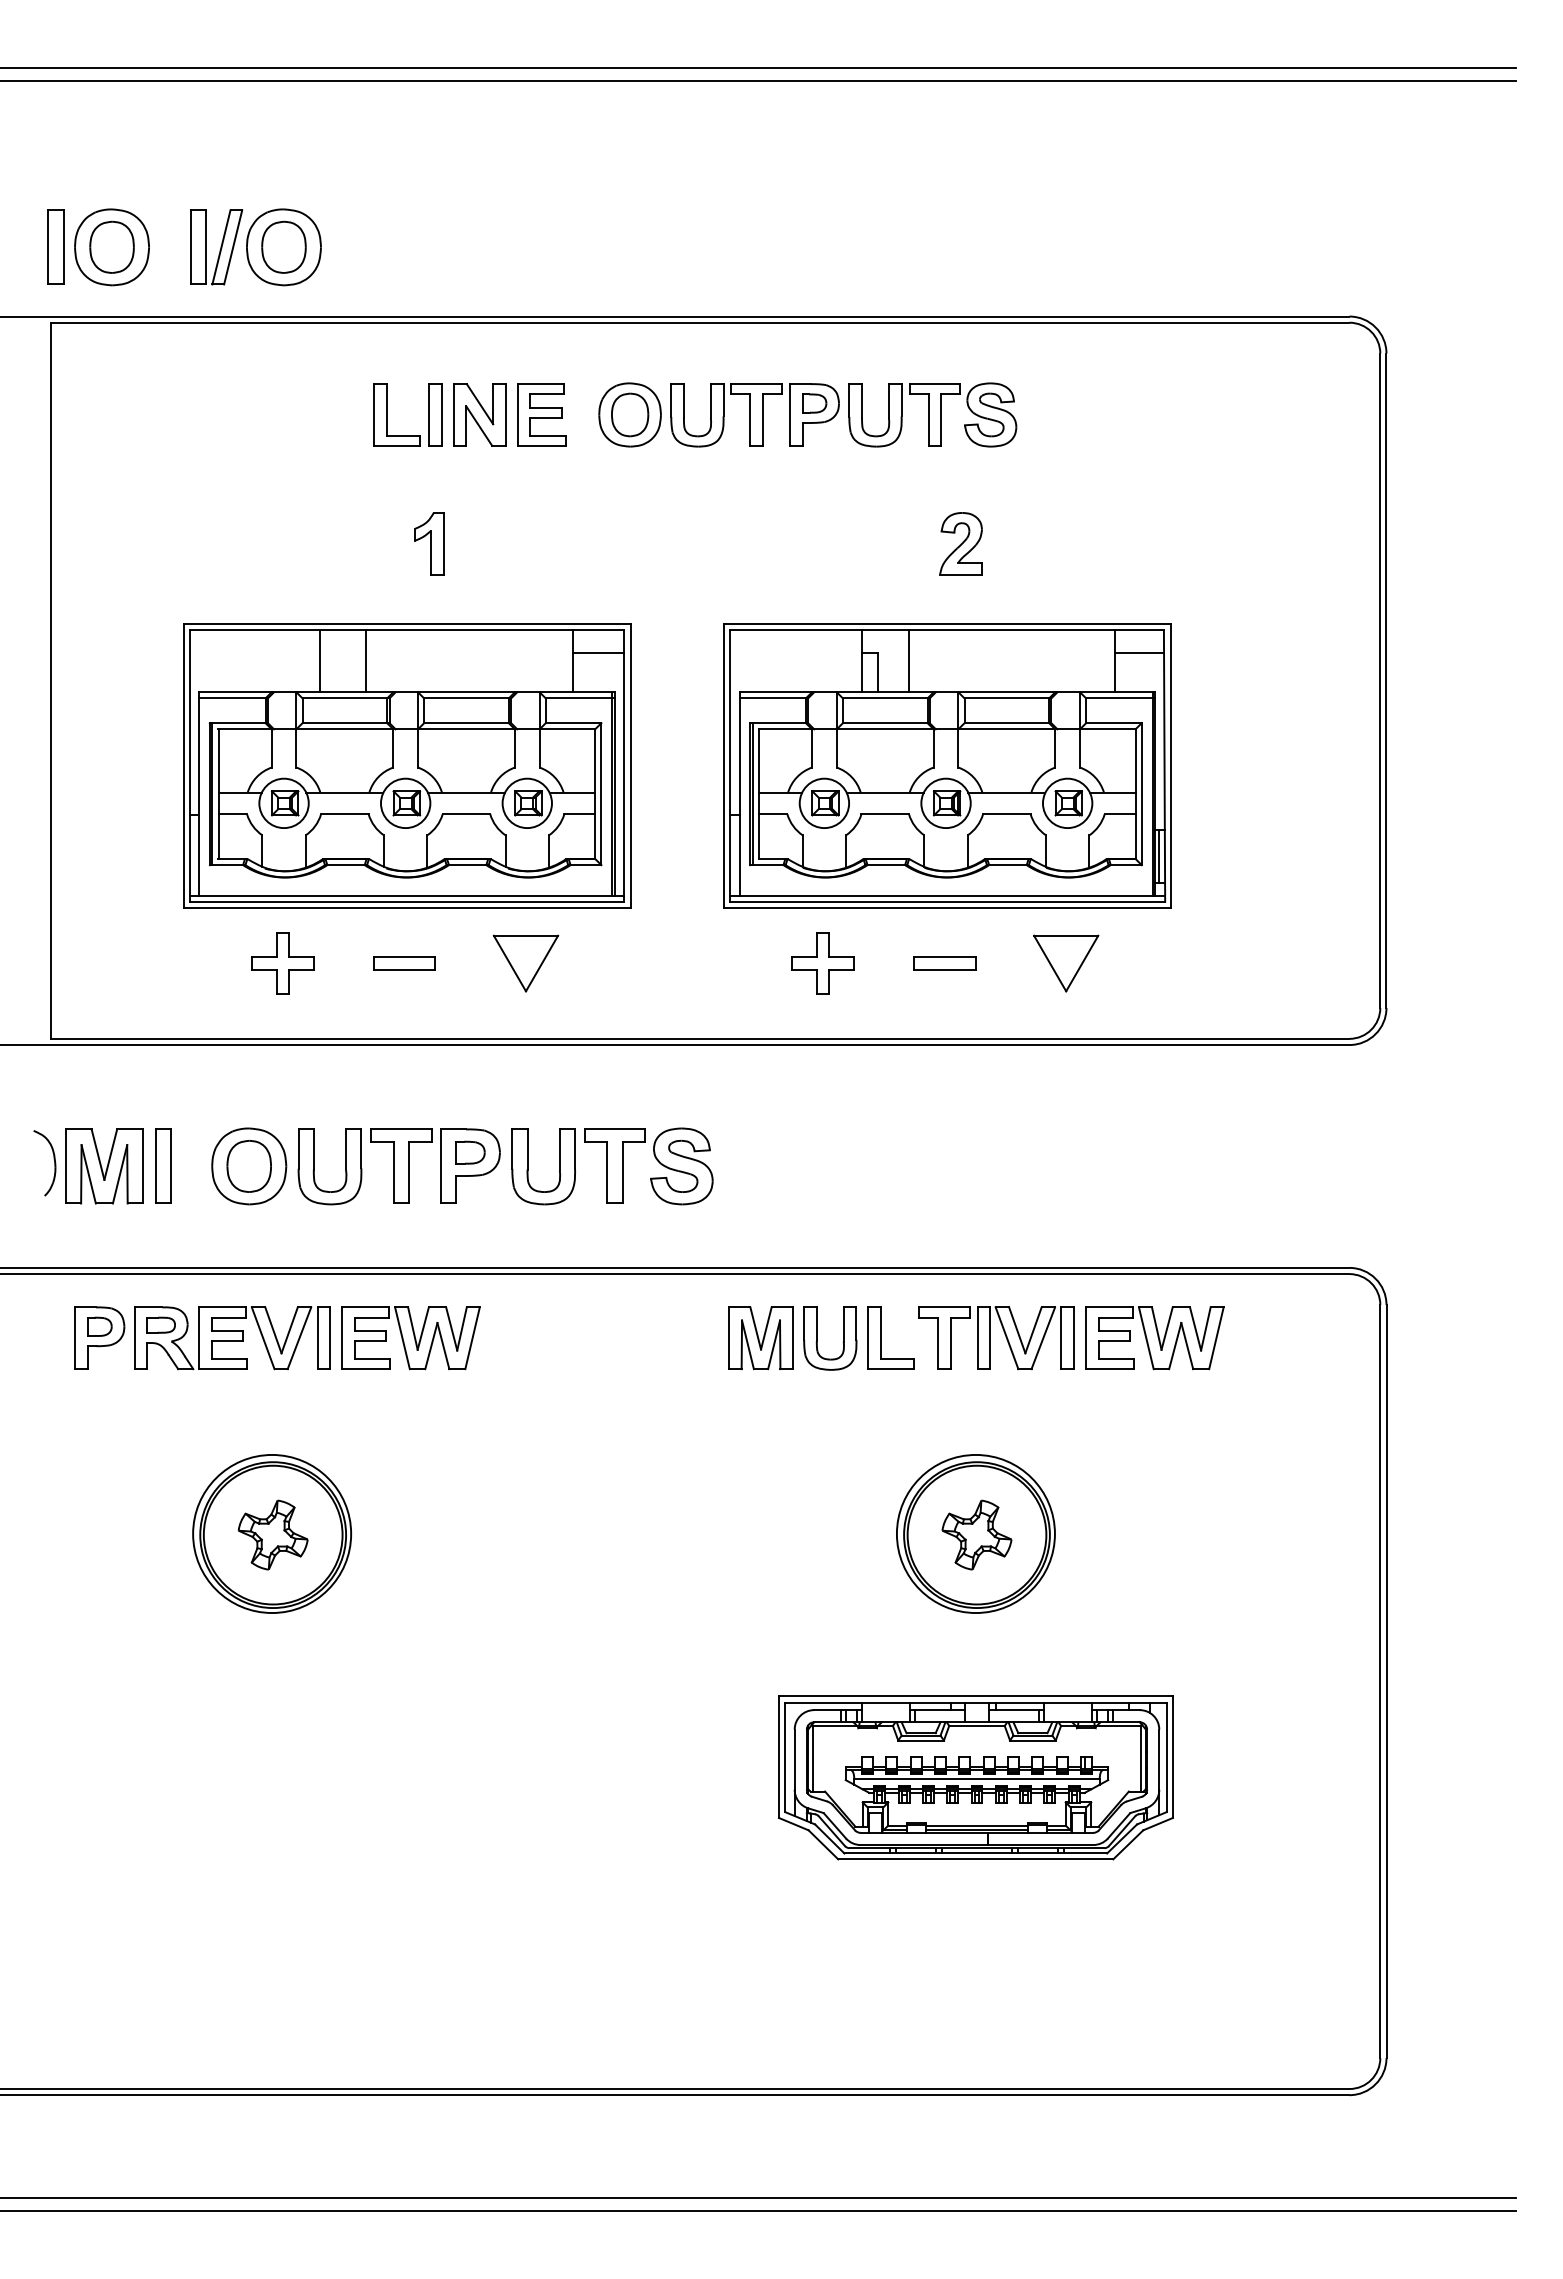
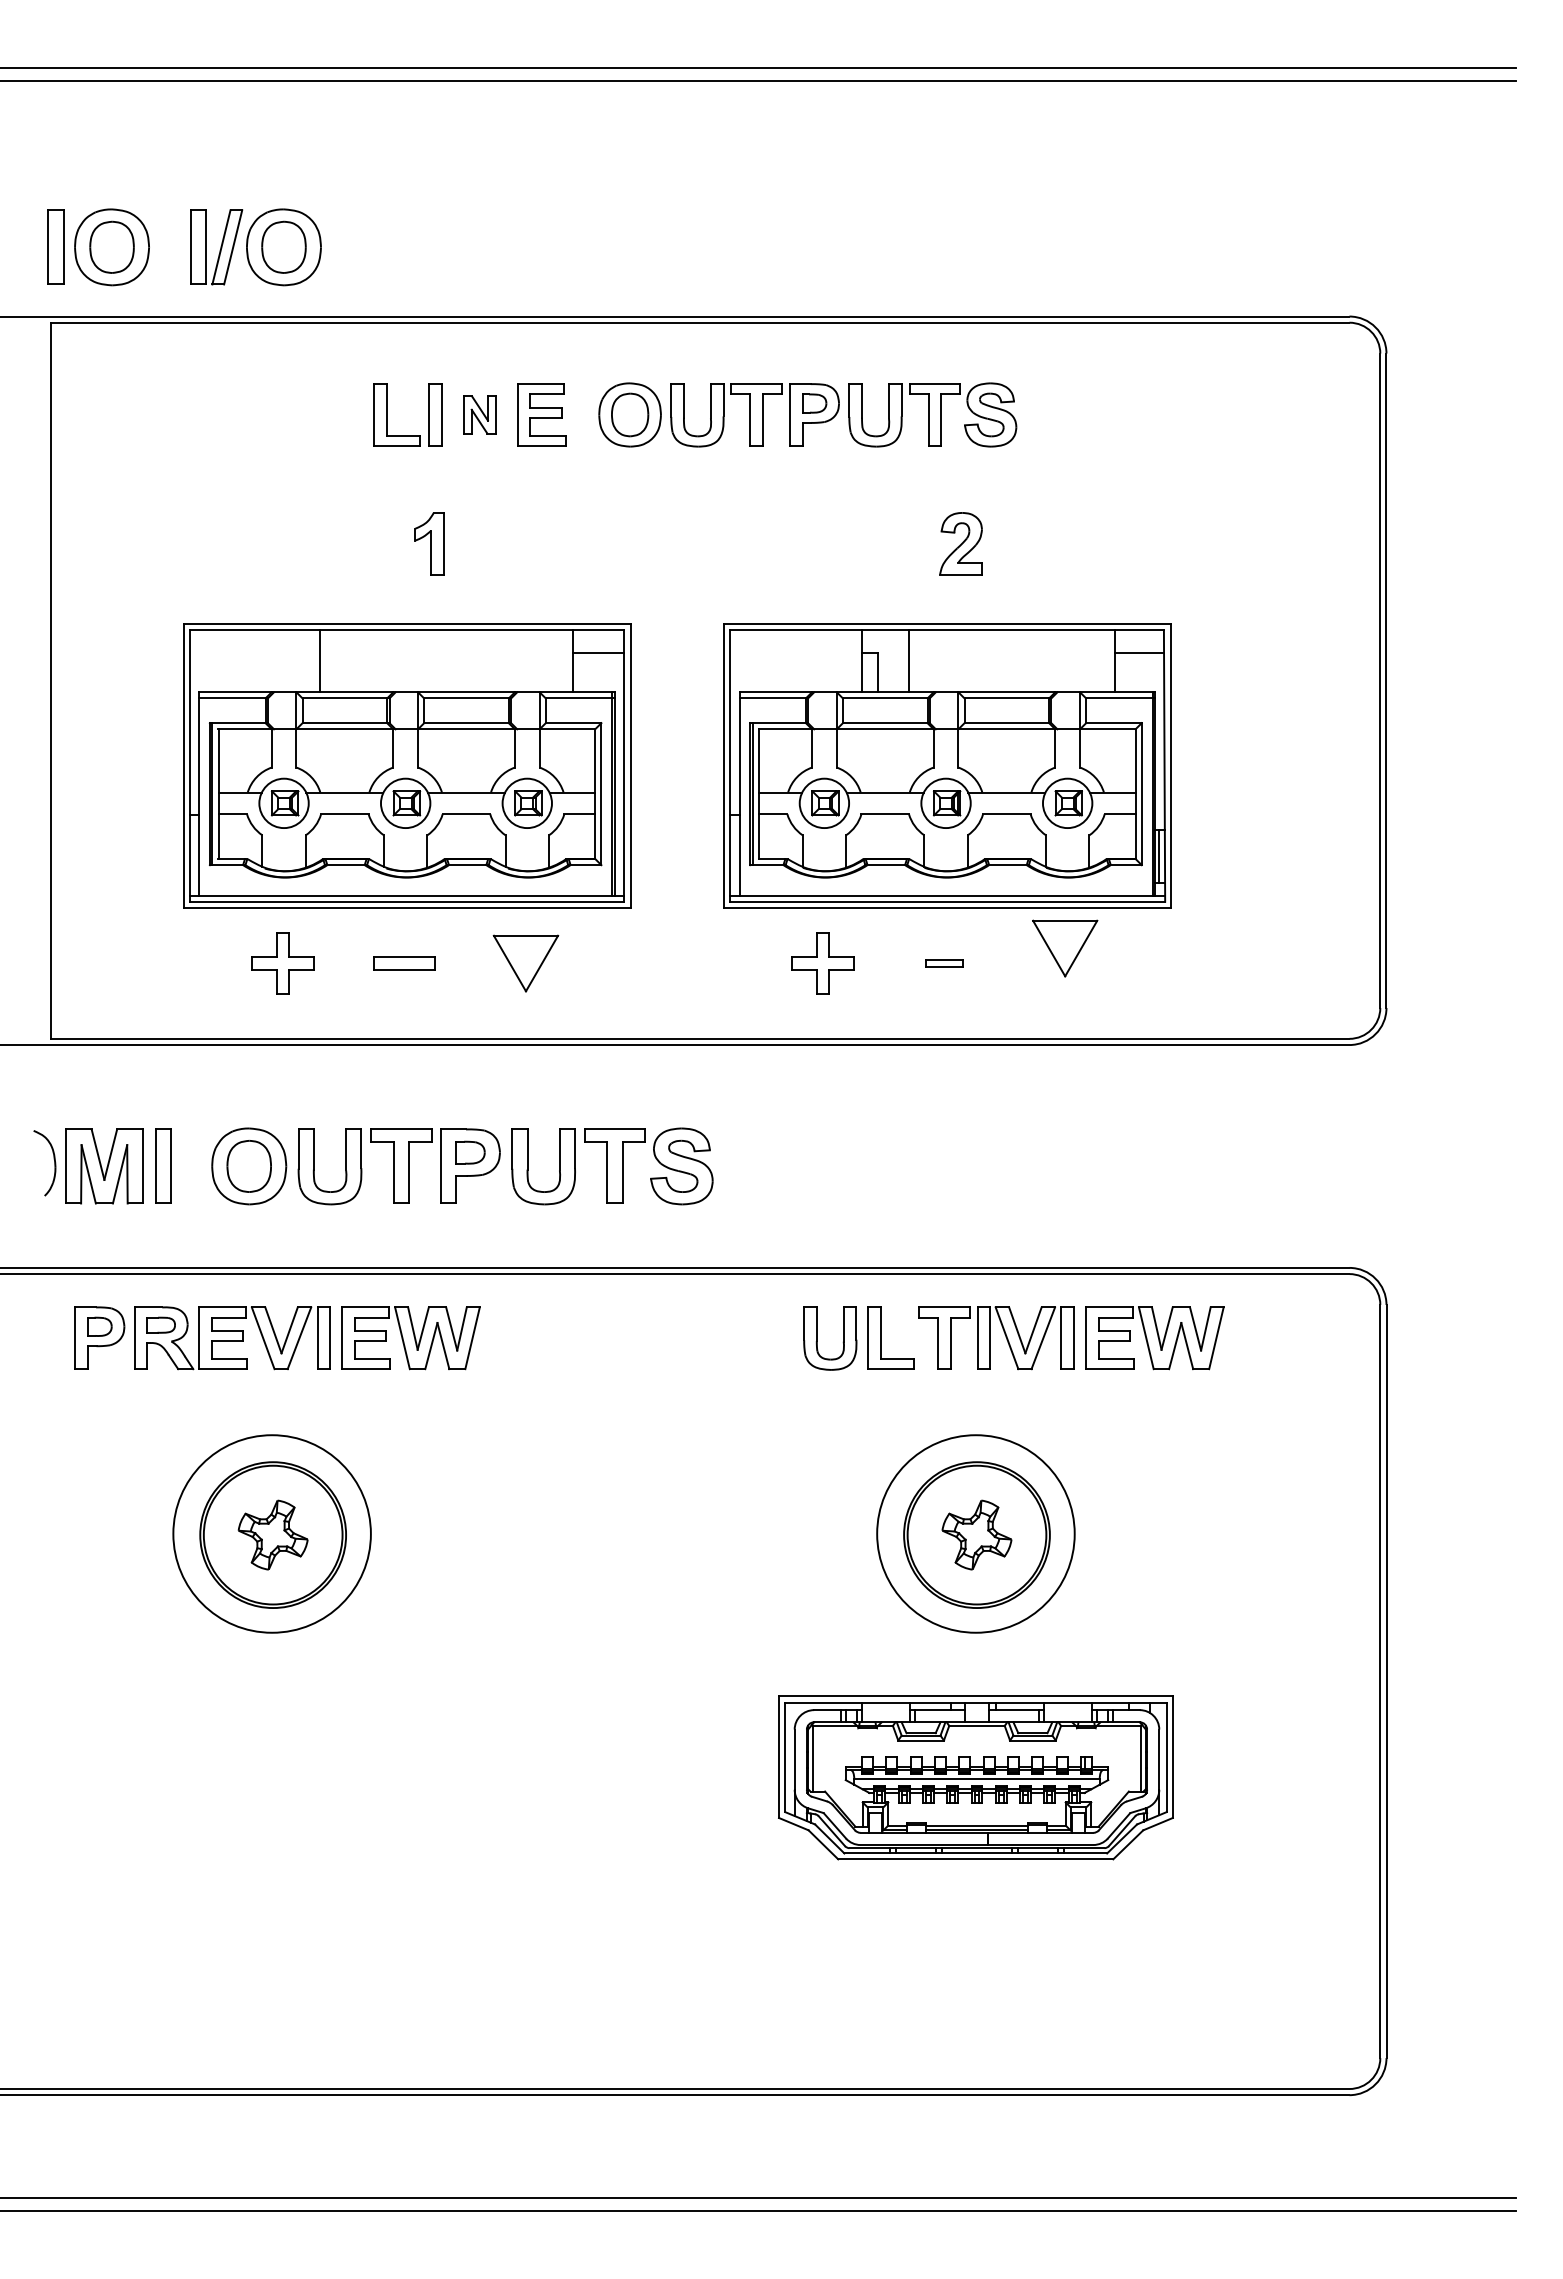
part size: 54x64 px -> 34x40 px (479, 414)
line: present -> none (366, 661)
part size: 64x15 px -> 39x9 px (944, 963)
part position: (1066, 963) -> (1065, 948) (1065, 948)
part: present -> none (760, 1338)
circle diameter: 158 px -> 198 px (271, 1533)
circle diameter: 158 px -> 198 px (975, 1533)
